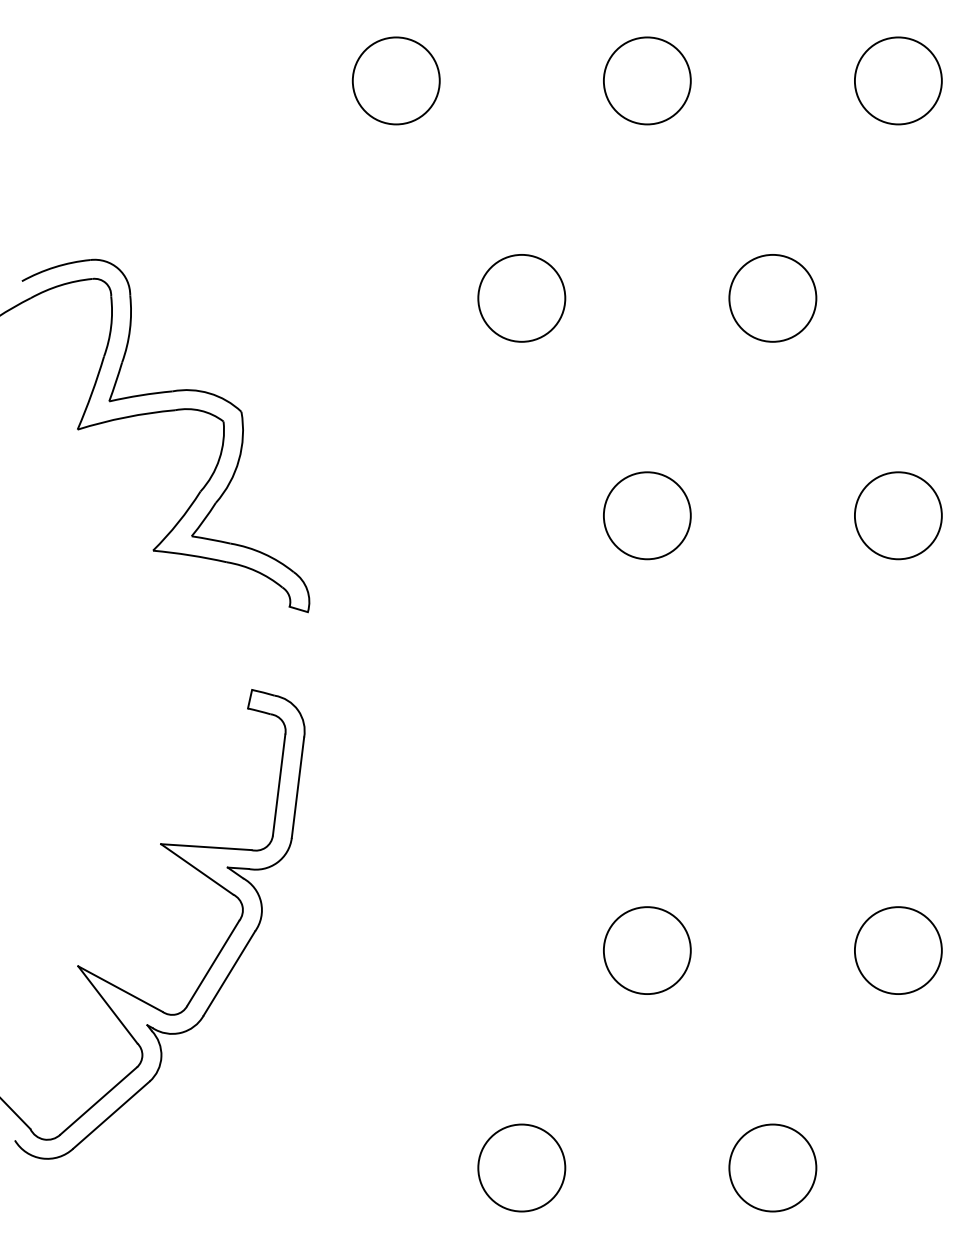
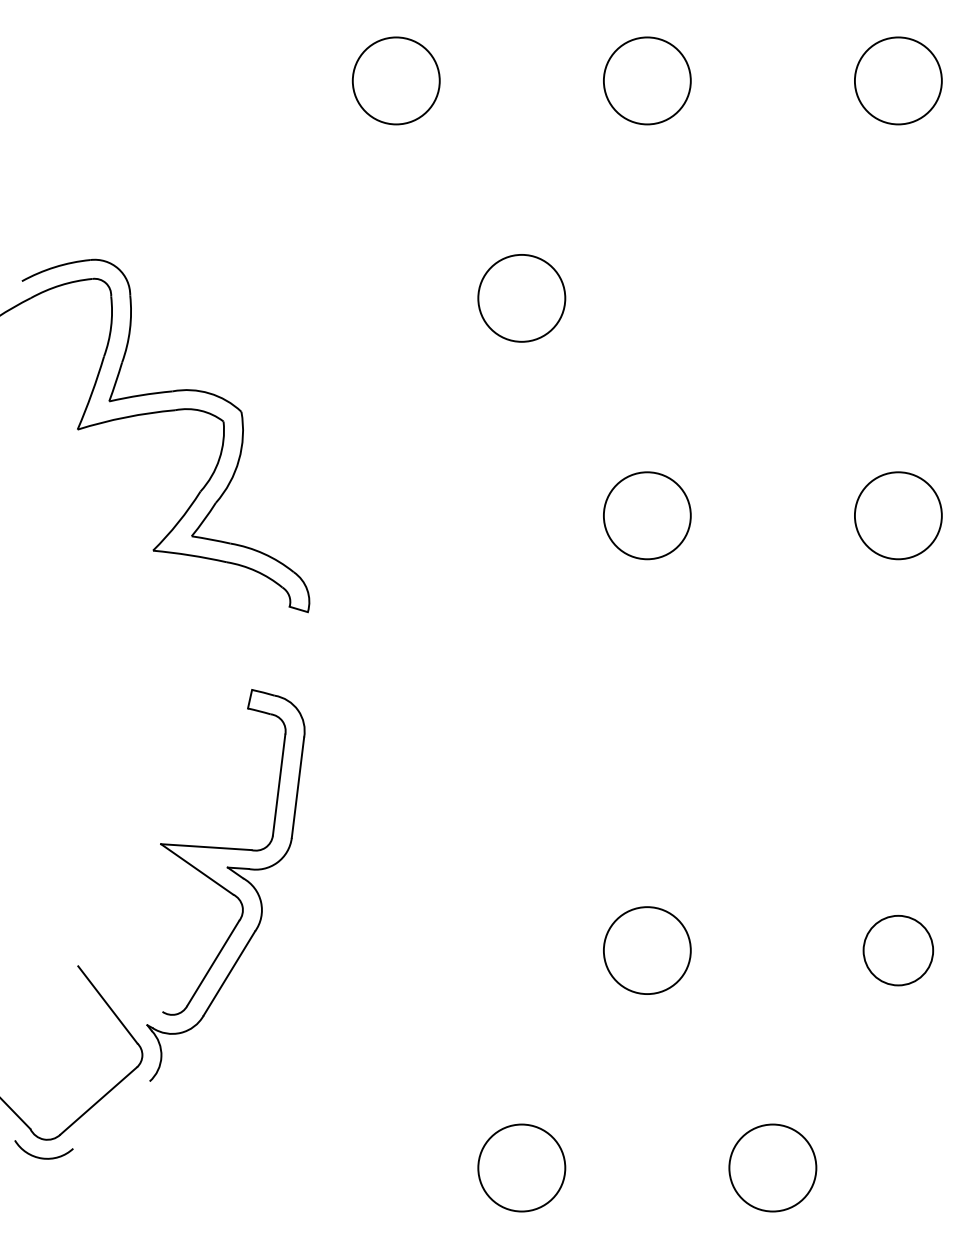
circle: present -> none (772, 298)
circle diameter: 87 px -> 70 px (898, 950)
line: present -> none (120, 988)
line: present -> none (111, 1114)
